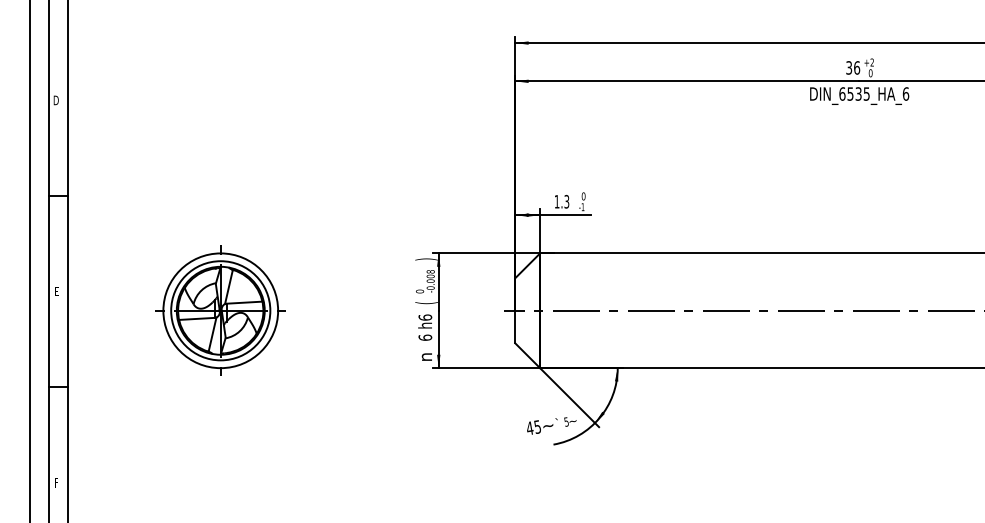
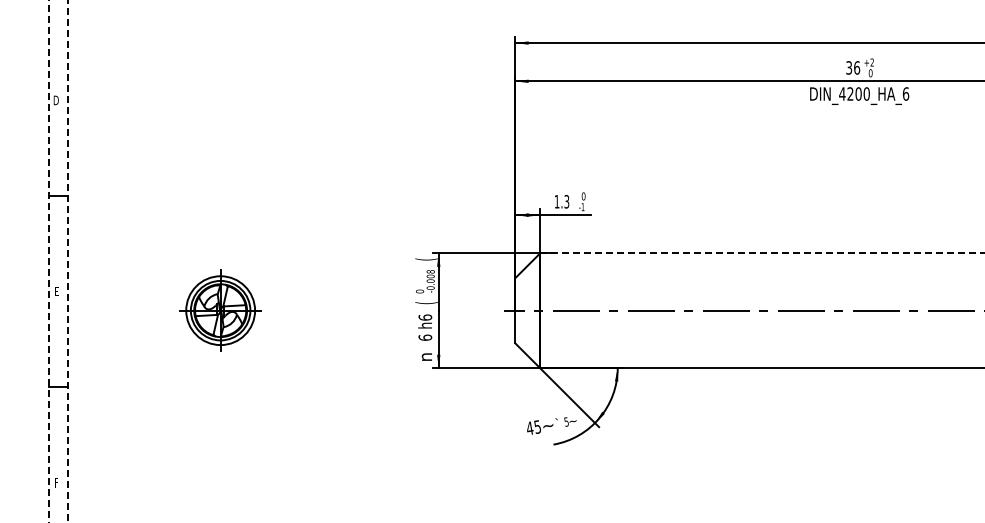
text: DIN_6535_HA_6 -> DIN_4200_HA_6 (854, 93)
line: solid -> dashed (762, 253)
text: ) -> ( (426, 259)
line: present -> none (29, 260)
line: solid -> dashed (48, 261)
line: solid -> dashed (67, 261)
part size: 131x131 px -> 83x83 px (220, 310)
